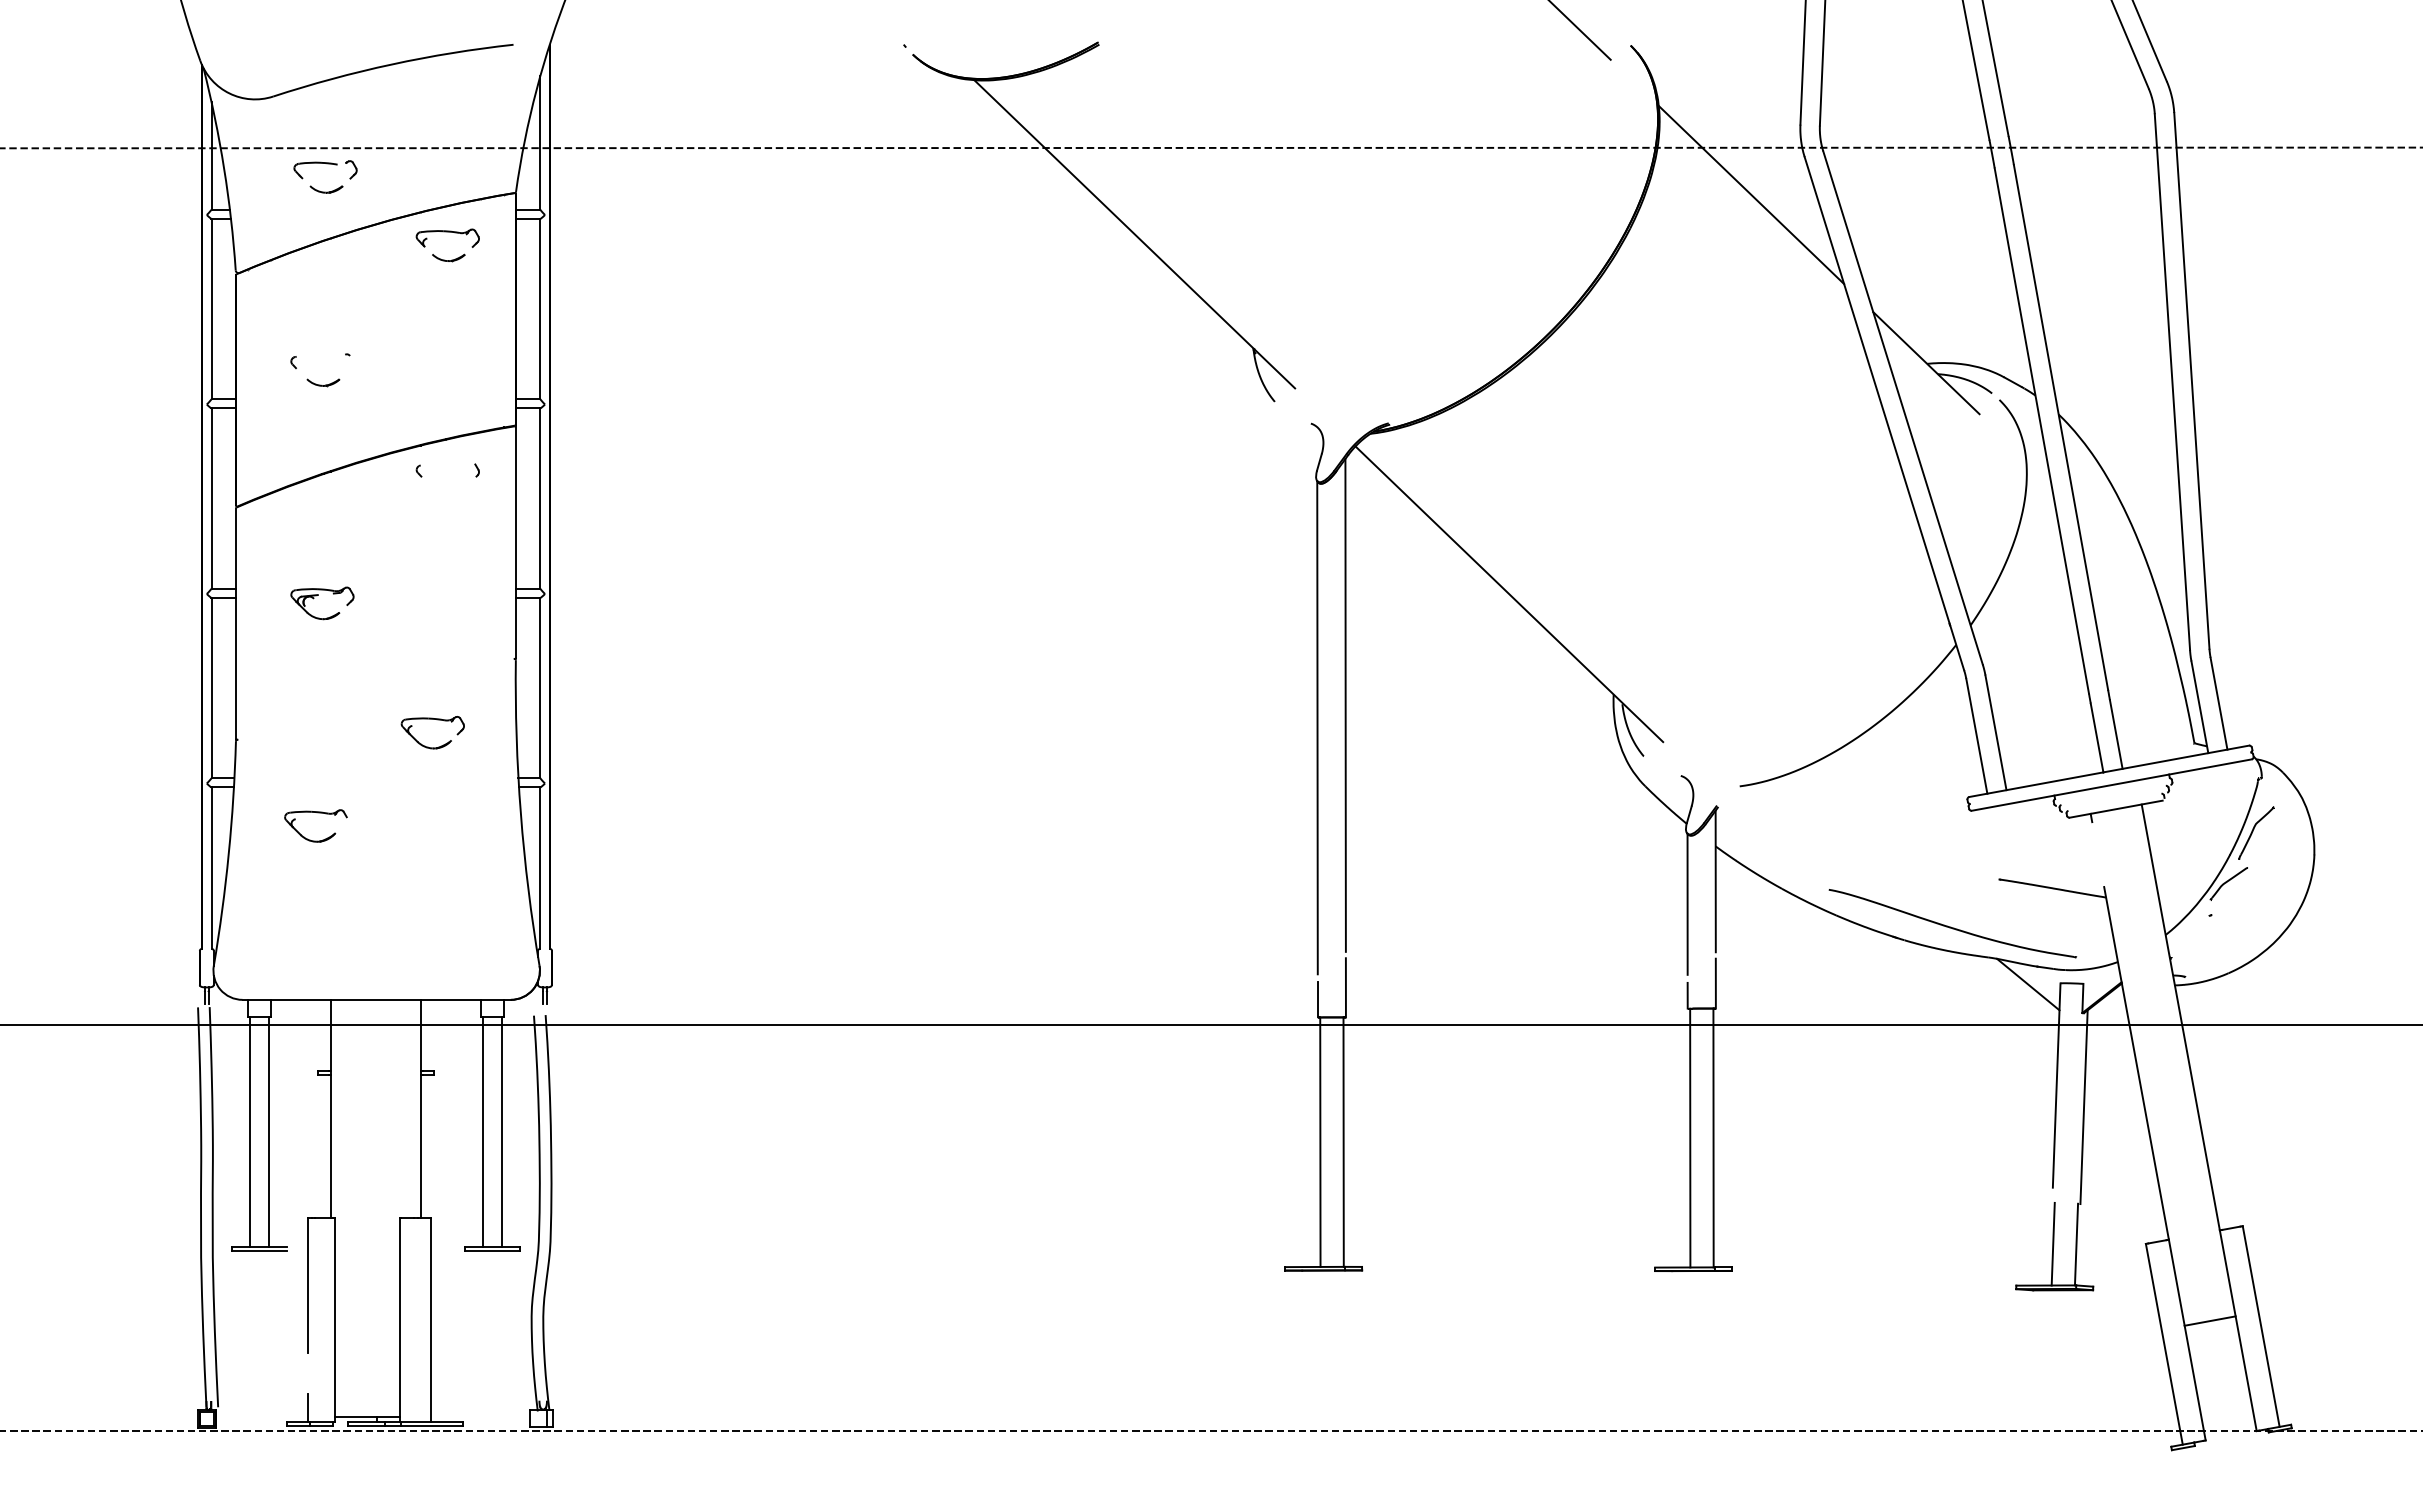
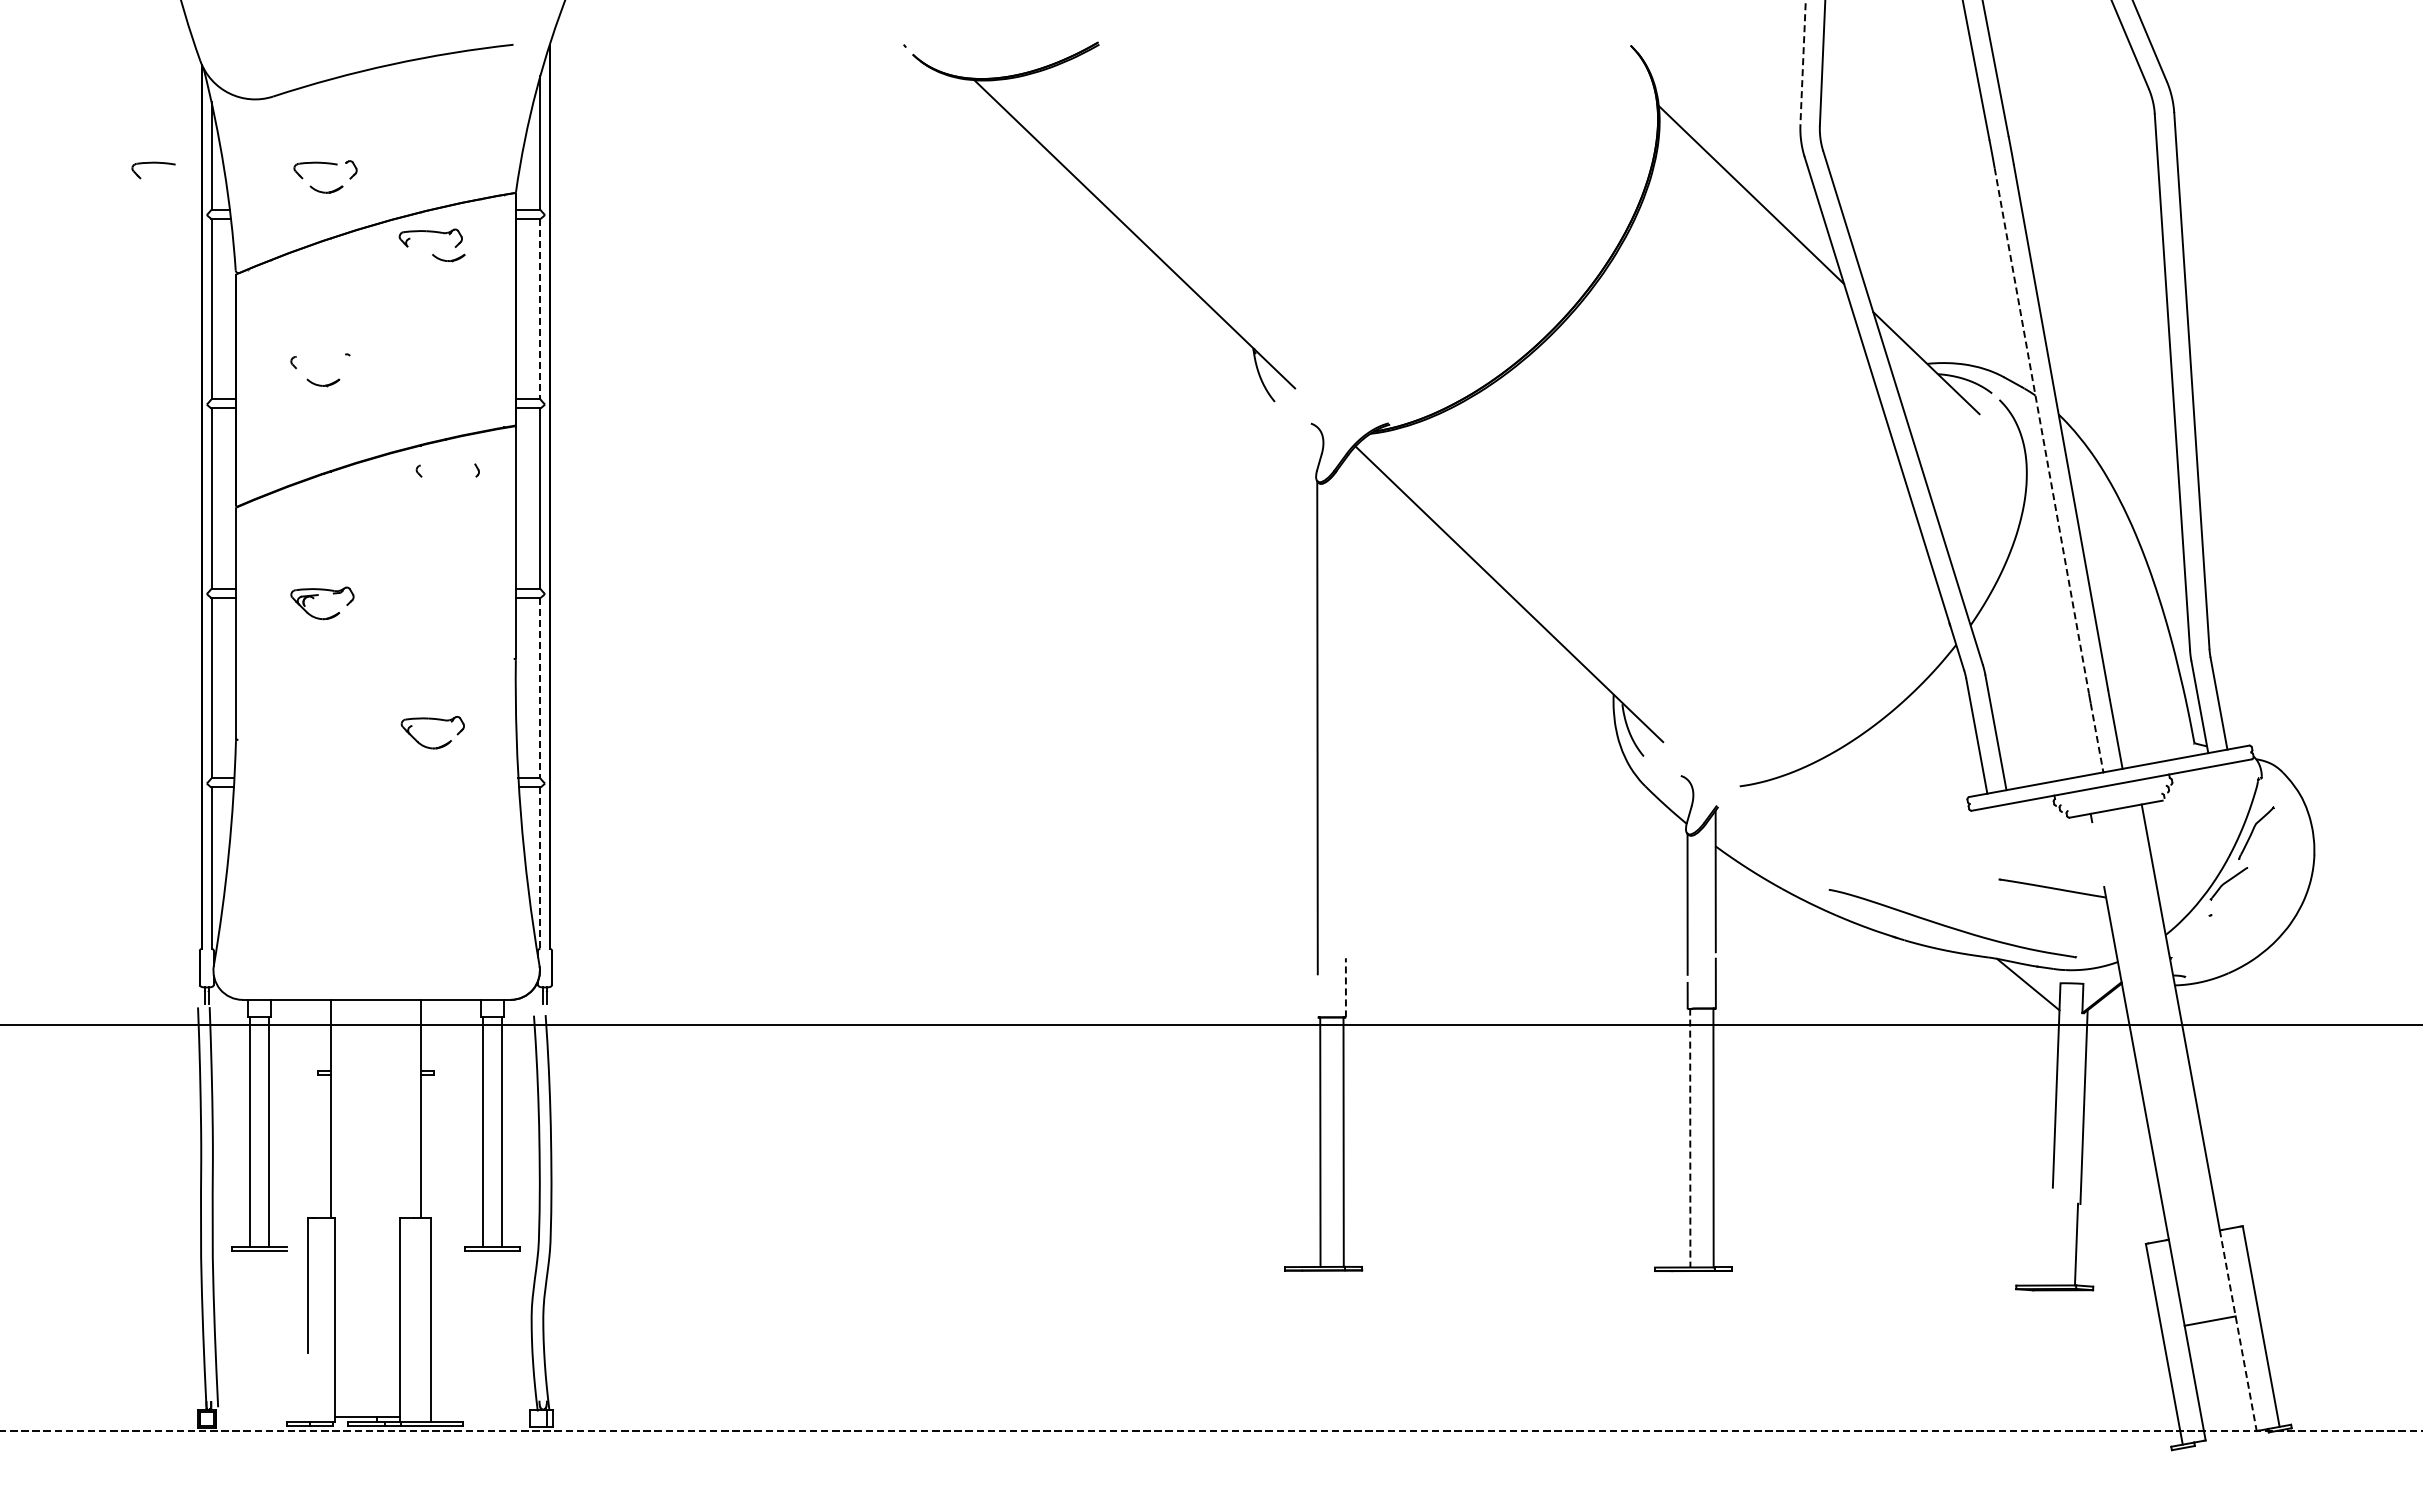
line: present -> none (1580, 30)
line: solid -> dashed (1803, 62)
line: present -> none (1210, 147)
part: none -> present (153, 163)
part position: (447, 237) -> (430, 237) (430, 237)
line: solid -> dashed (540, 309)
line: solid -> dashed (2041, 430)
line: solid -> dashed (540, 688)
line: present -> none (1345, 704)
line: solid -> dashed (2097, 737)
part: present -> none (317, 813)
line: solid -> dashed (540, 868)
line: solid -> dashed (1345, 987)
line: present -> none (1317, 999)
line: solid -> dashed (1690, 1138)
line: present -> none (2052, 1243)
line: solid -> dashed (2238, 1331)
line: present -> none (307, 1407)
